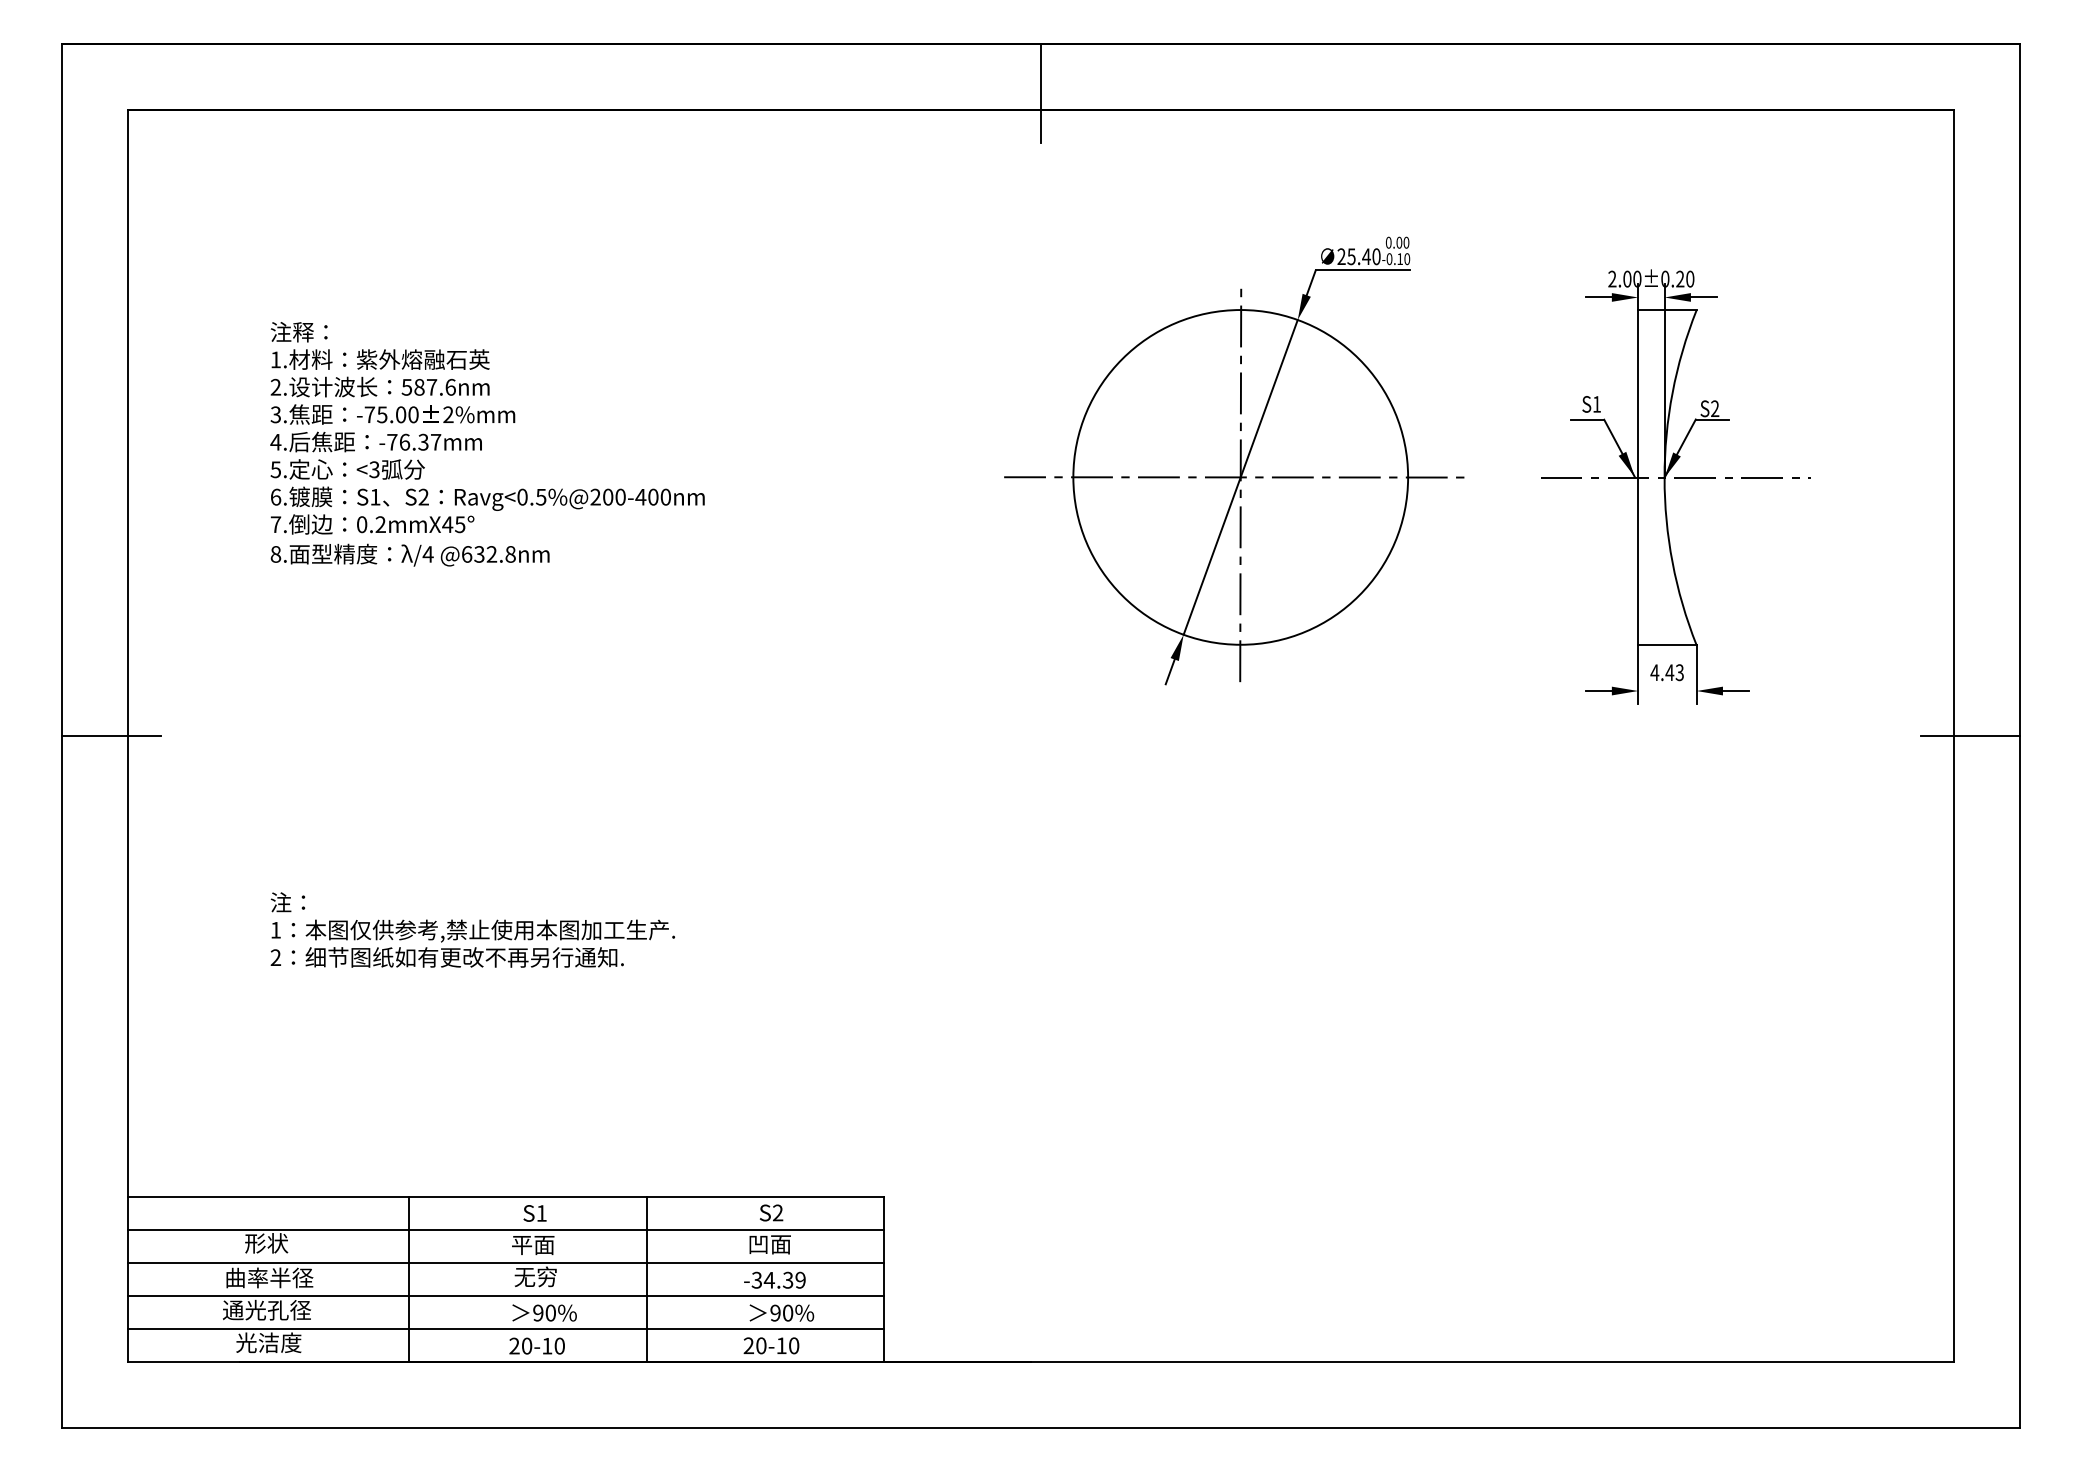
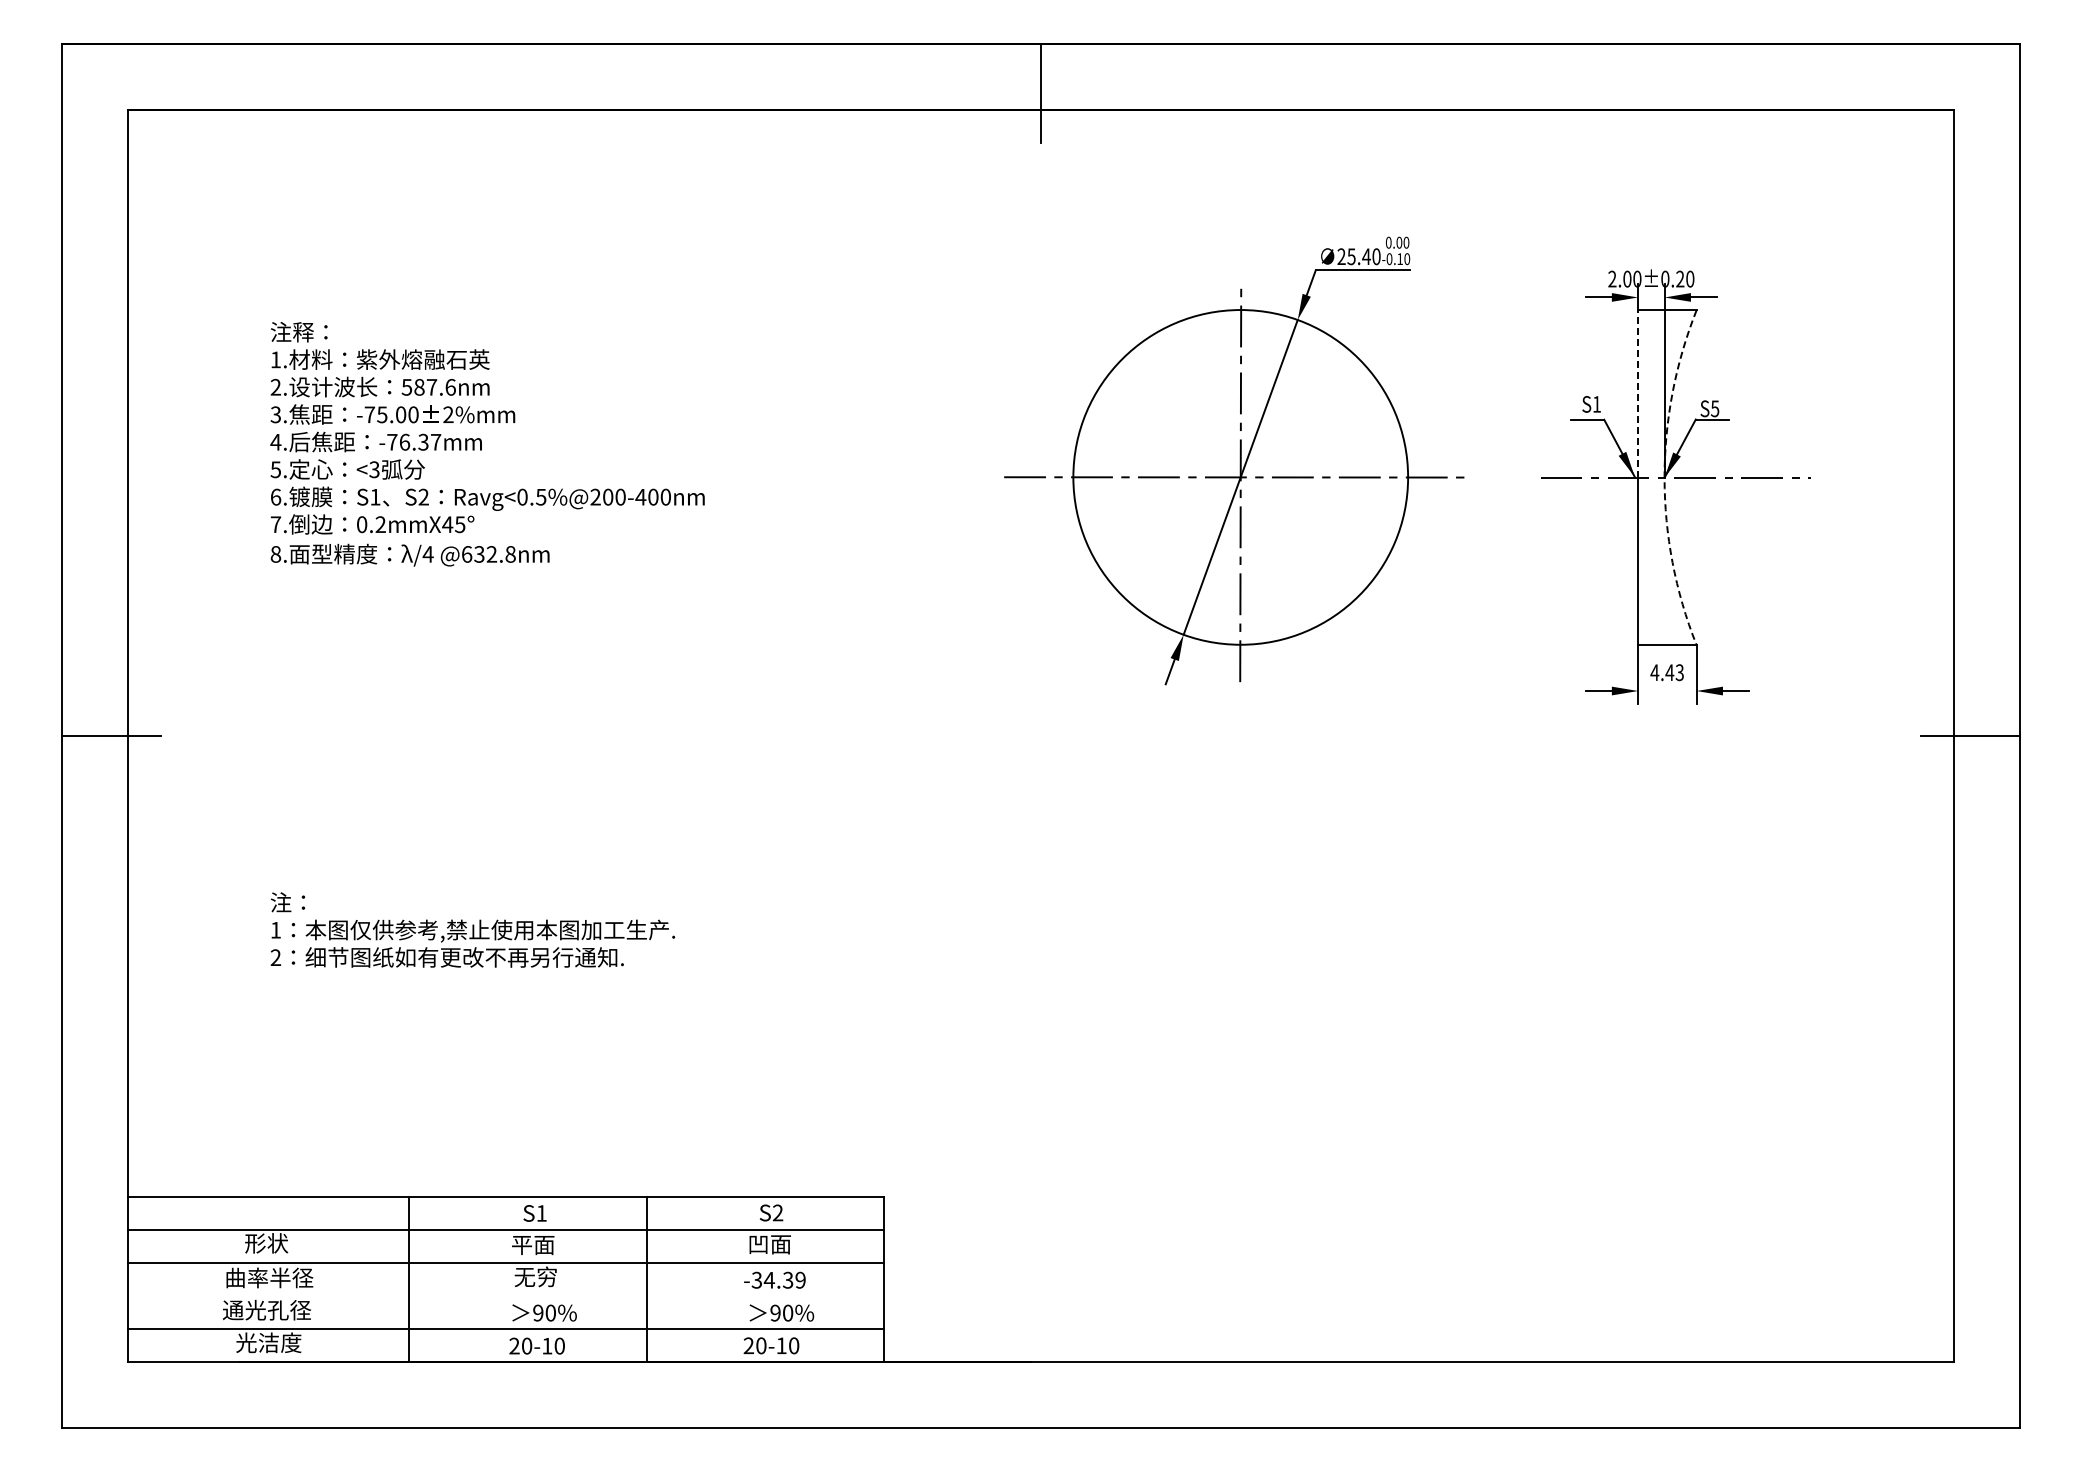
line: solid -> dashed (1638, 394)
text: S2 -> S5 (1715, 408)
arc: solid -> dashed (1664, 477)
line: present -> none (505, 1296)
